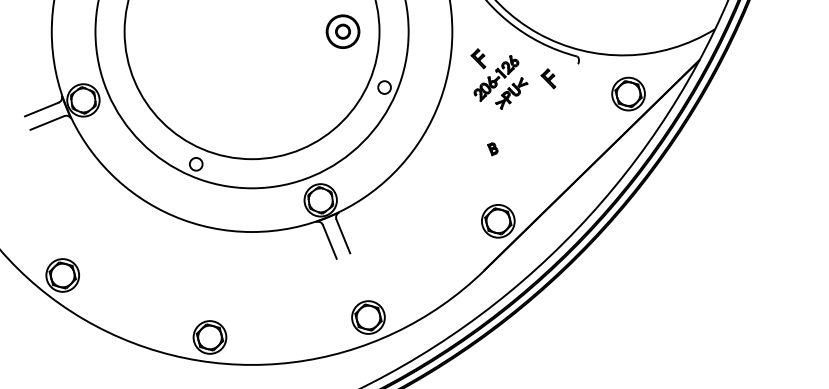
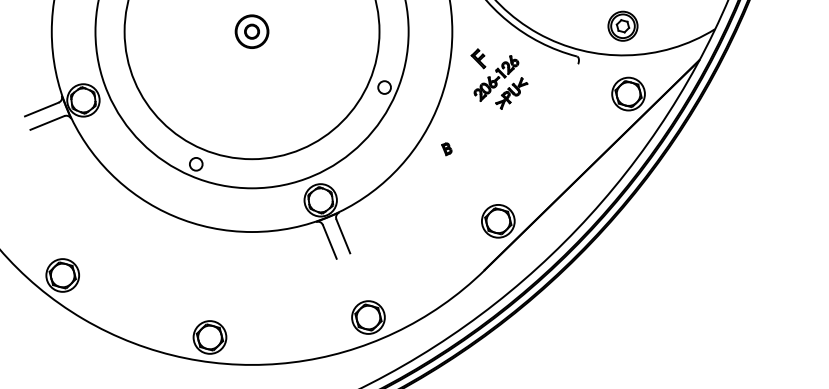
part: none -> present (622, 25)
part position: (342, 31) -> (251, 31) (251, 31)
part: present -> none (548, 78)
part position: (492, 149) -> (446, 149) (446, 149)
